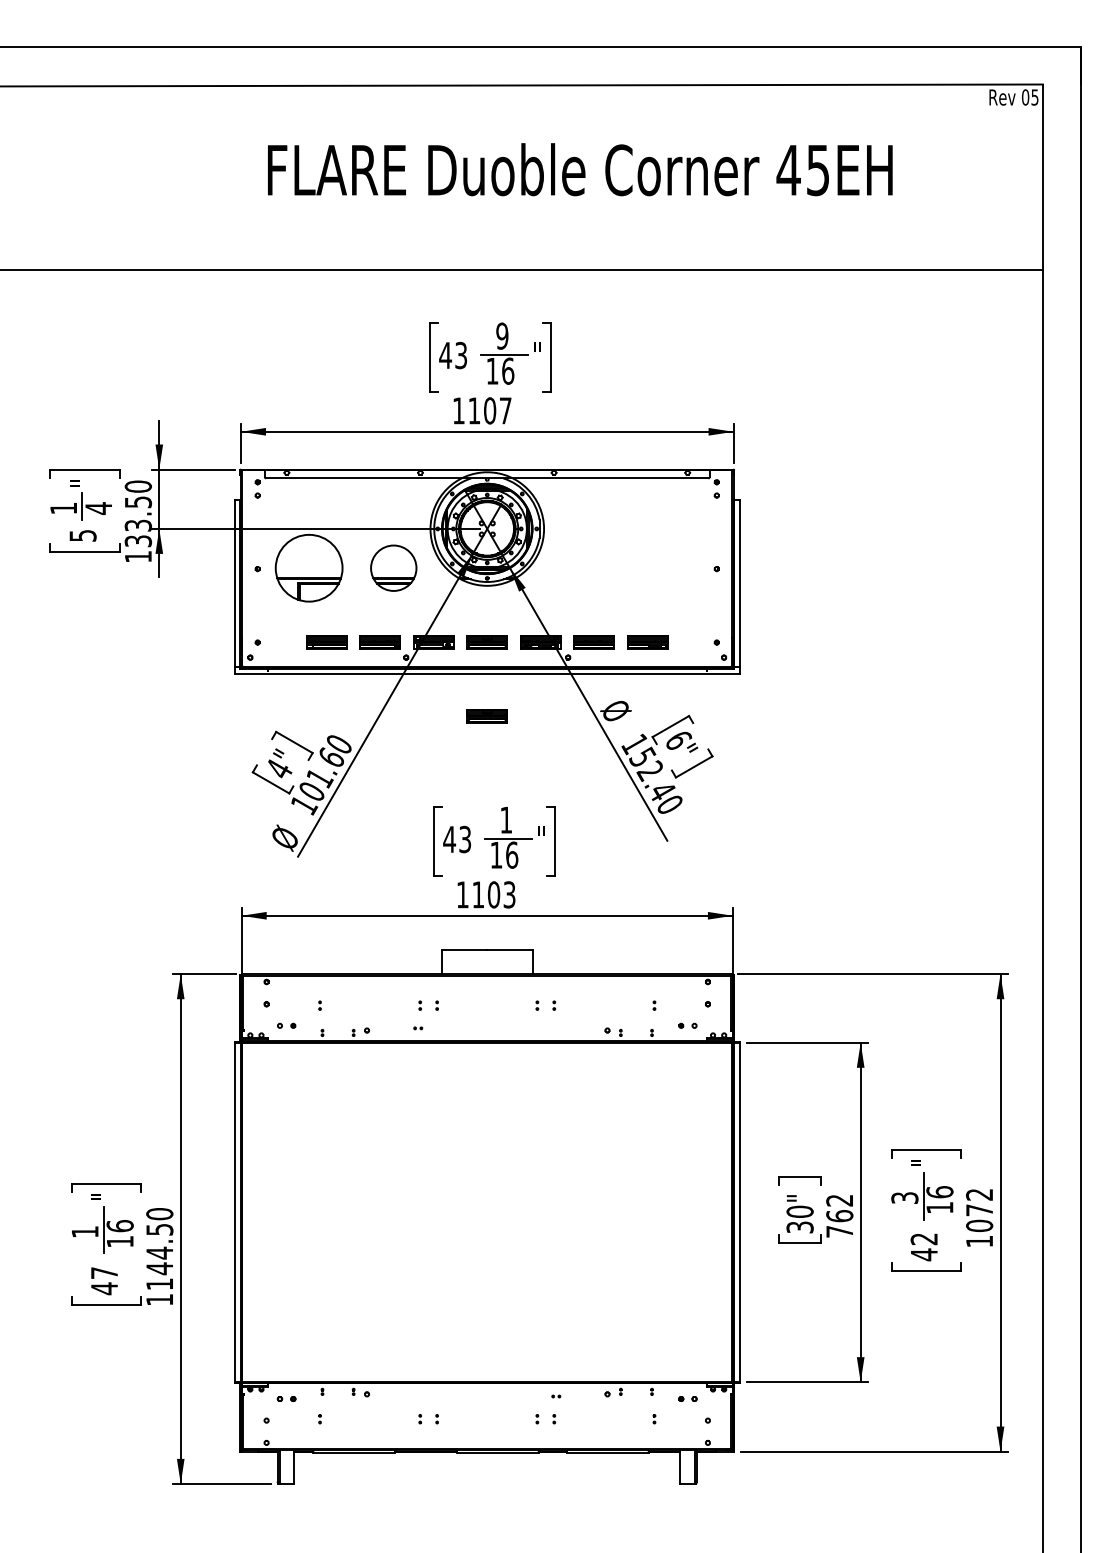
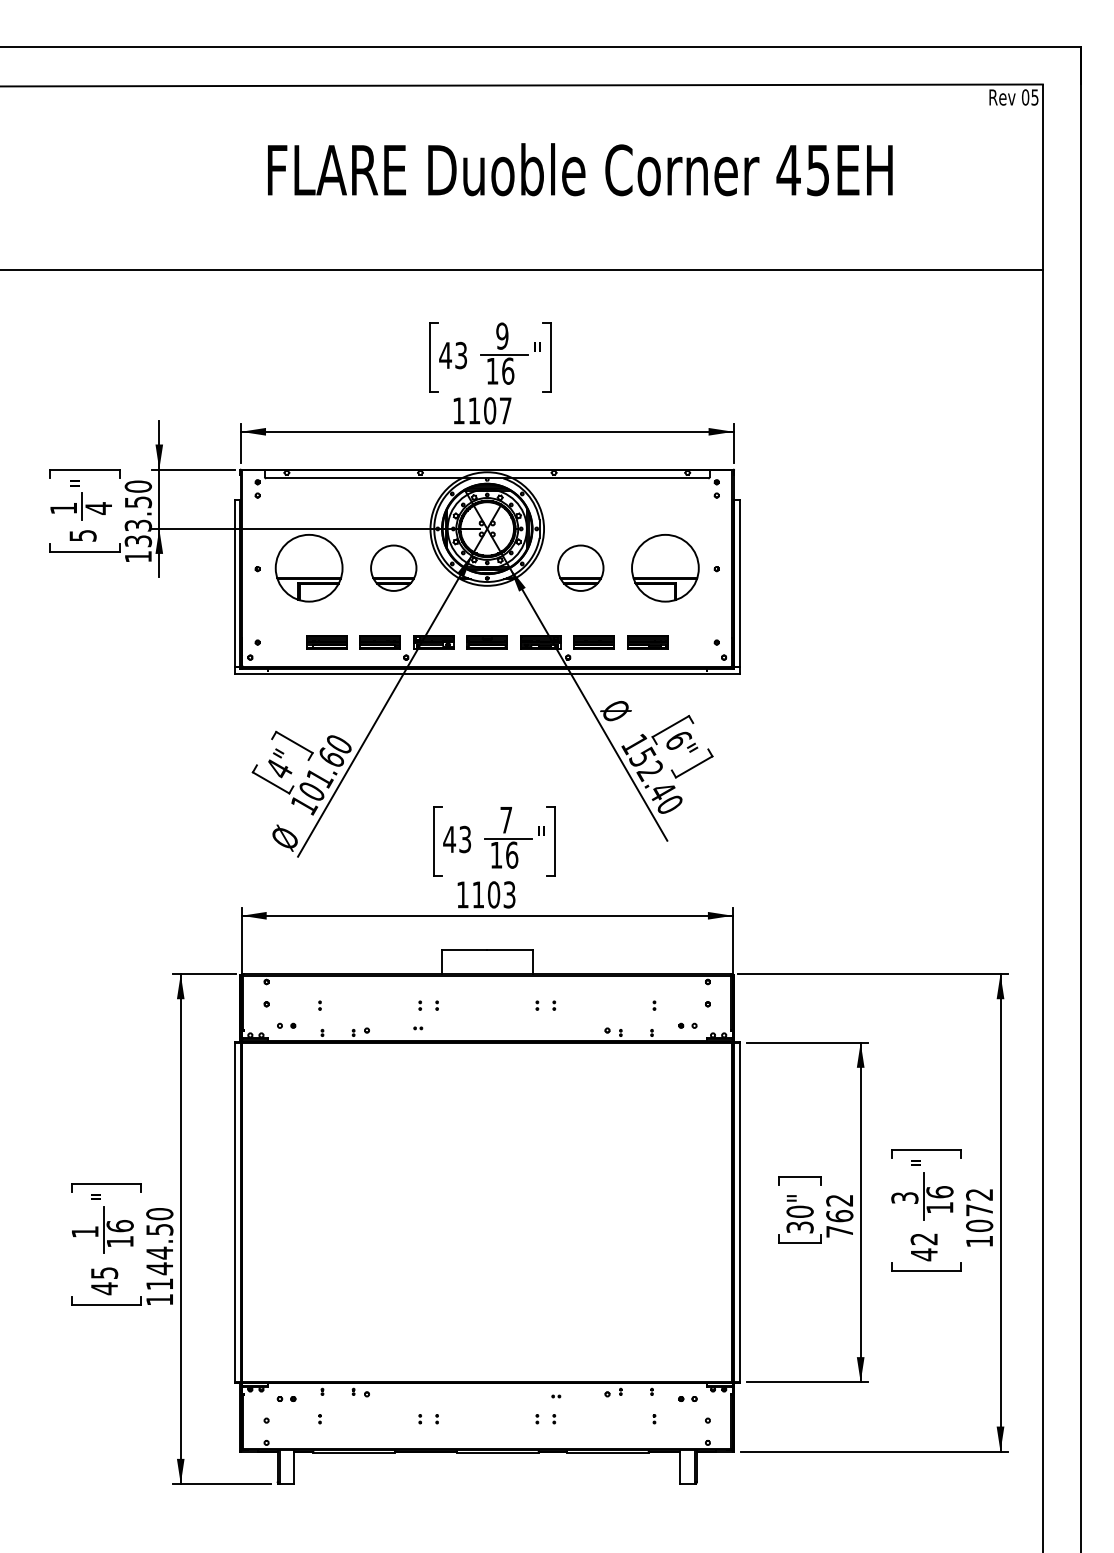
part: none -> present (580, 567)
part: none -> present (665, 568)
part: present -> none (486, 716)
text: 1 -> 7 (506, 820)
text: 47 -> 45 (104, 1272)
